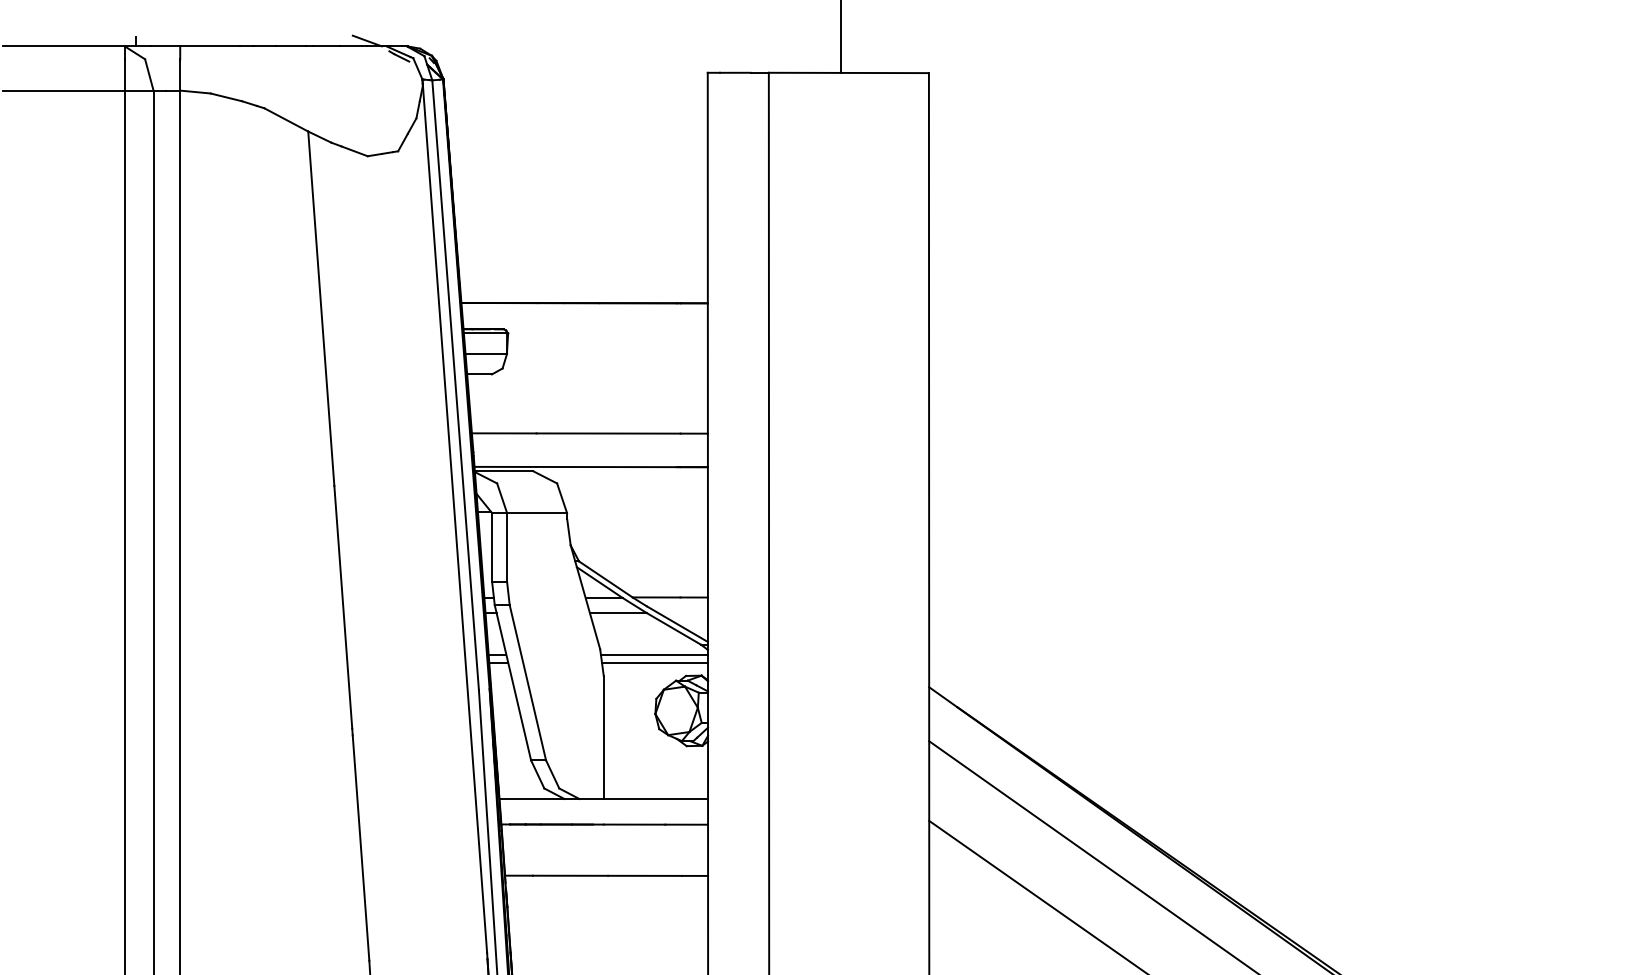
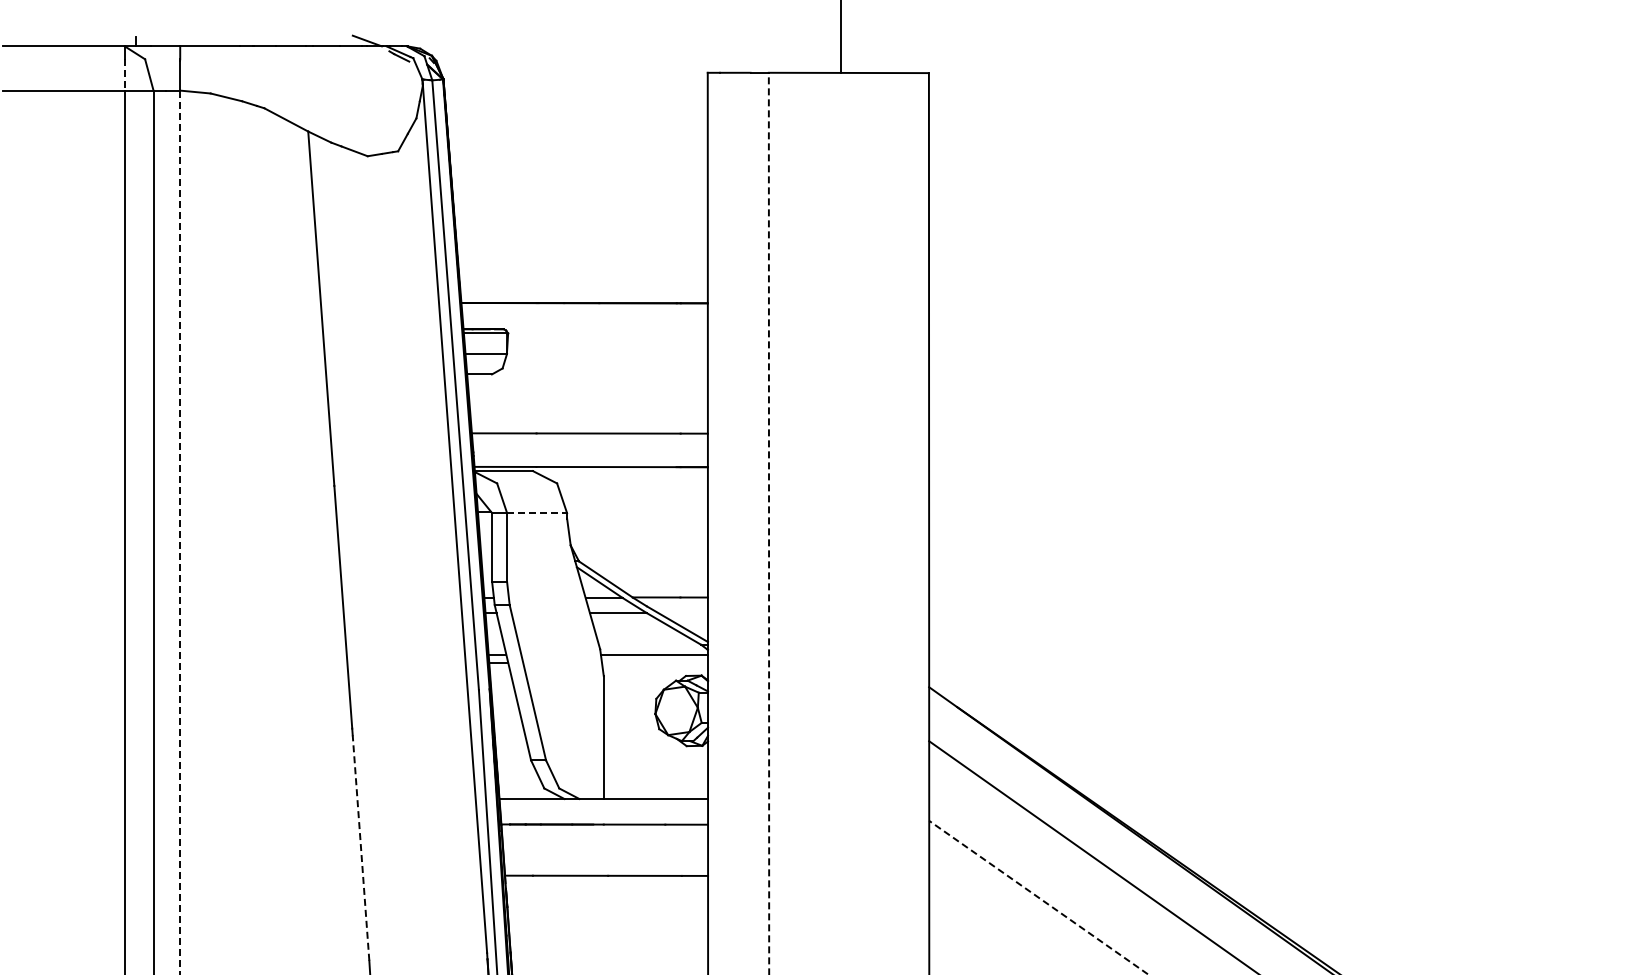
line: solid -> dashed (124, 74)
line: solid -> dashed (537, 513)
line: solid -> dashed (769, 523)
line: solid -> dashed (180, 533)
line: present -> none (654, 663)
line: solid -> dashed (361, 848)
line: solid -> dashed (1038, 897)
